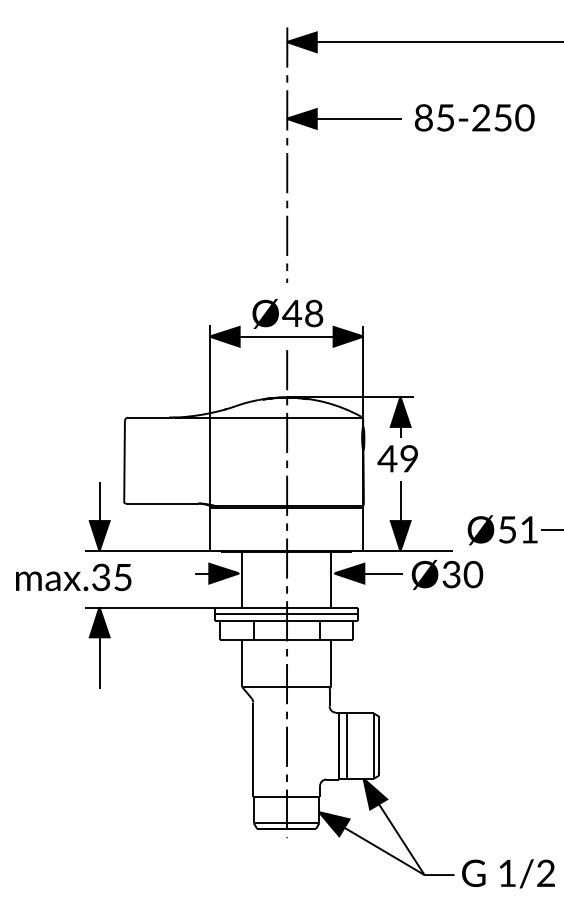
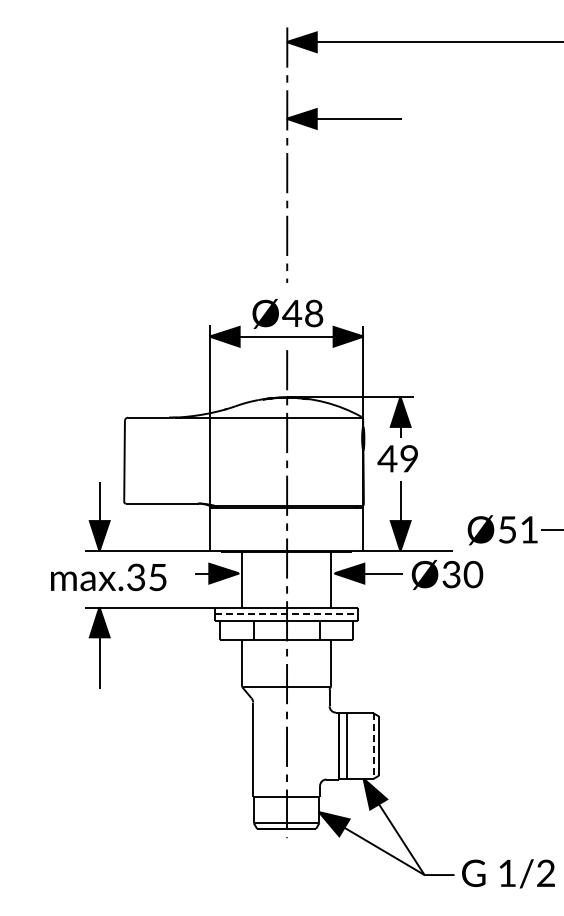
part: present -> none (474, 117)
part position: (73, 577) -> (108, 577) (108, 577)
line: solid -> dashed (286, 614)
line: solid -> dashed (373, 746)
